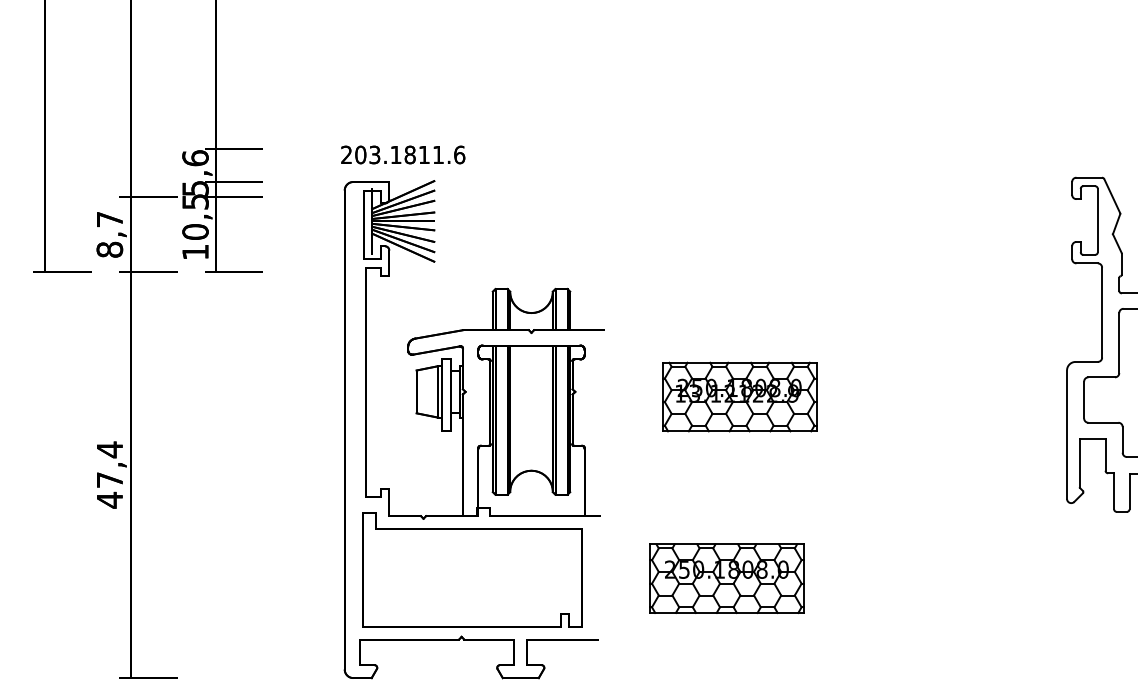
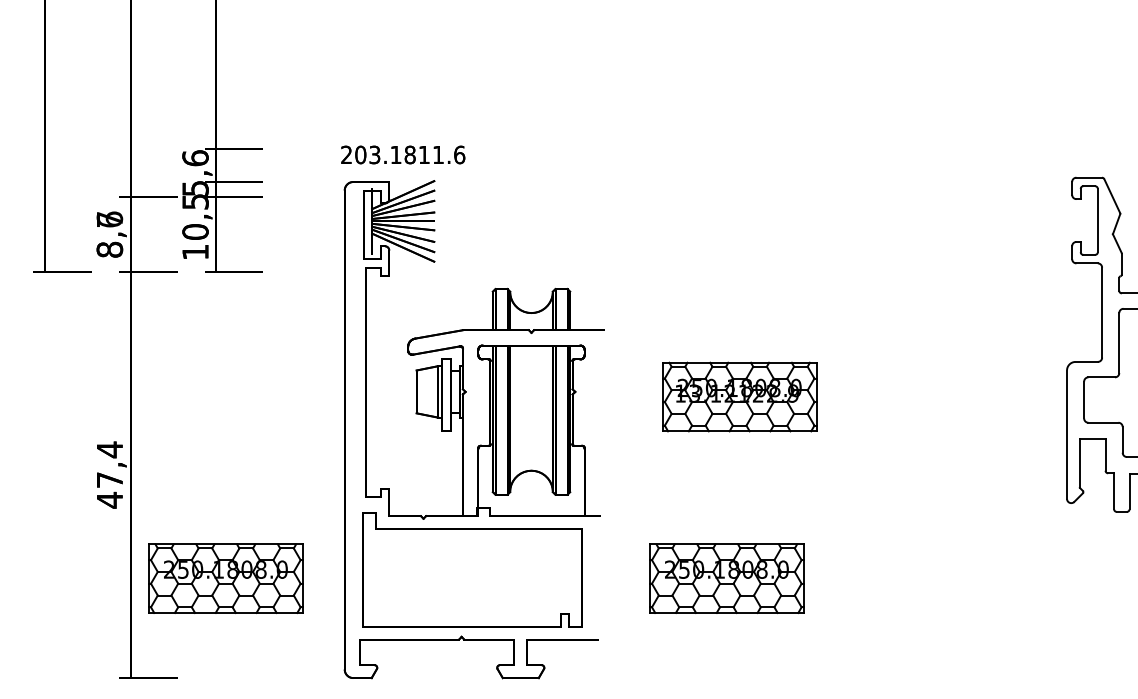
text: 8,7 -> 8,6 (109, 219)
part: none -> present (225, 578)
